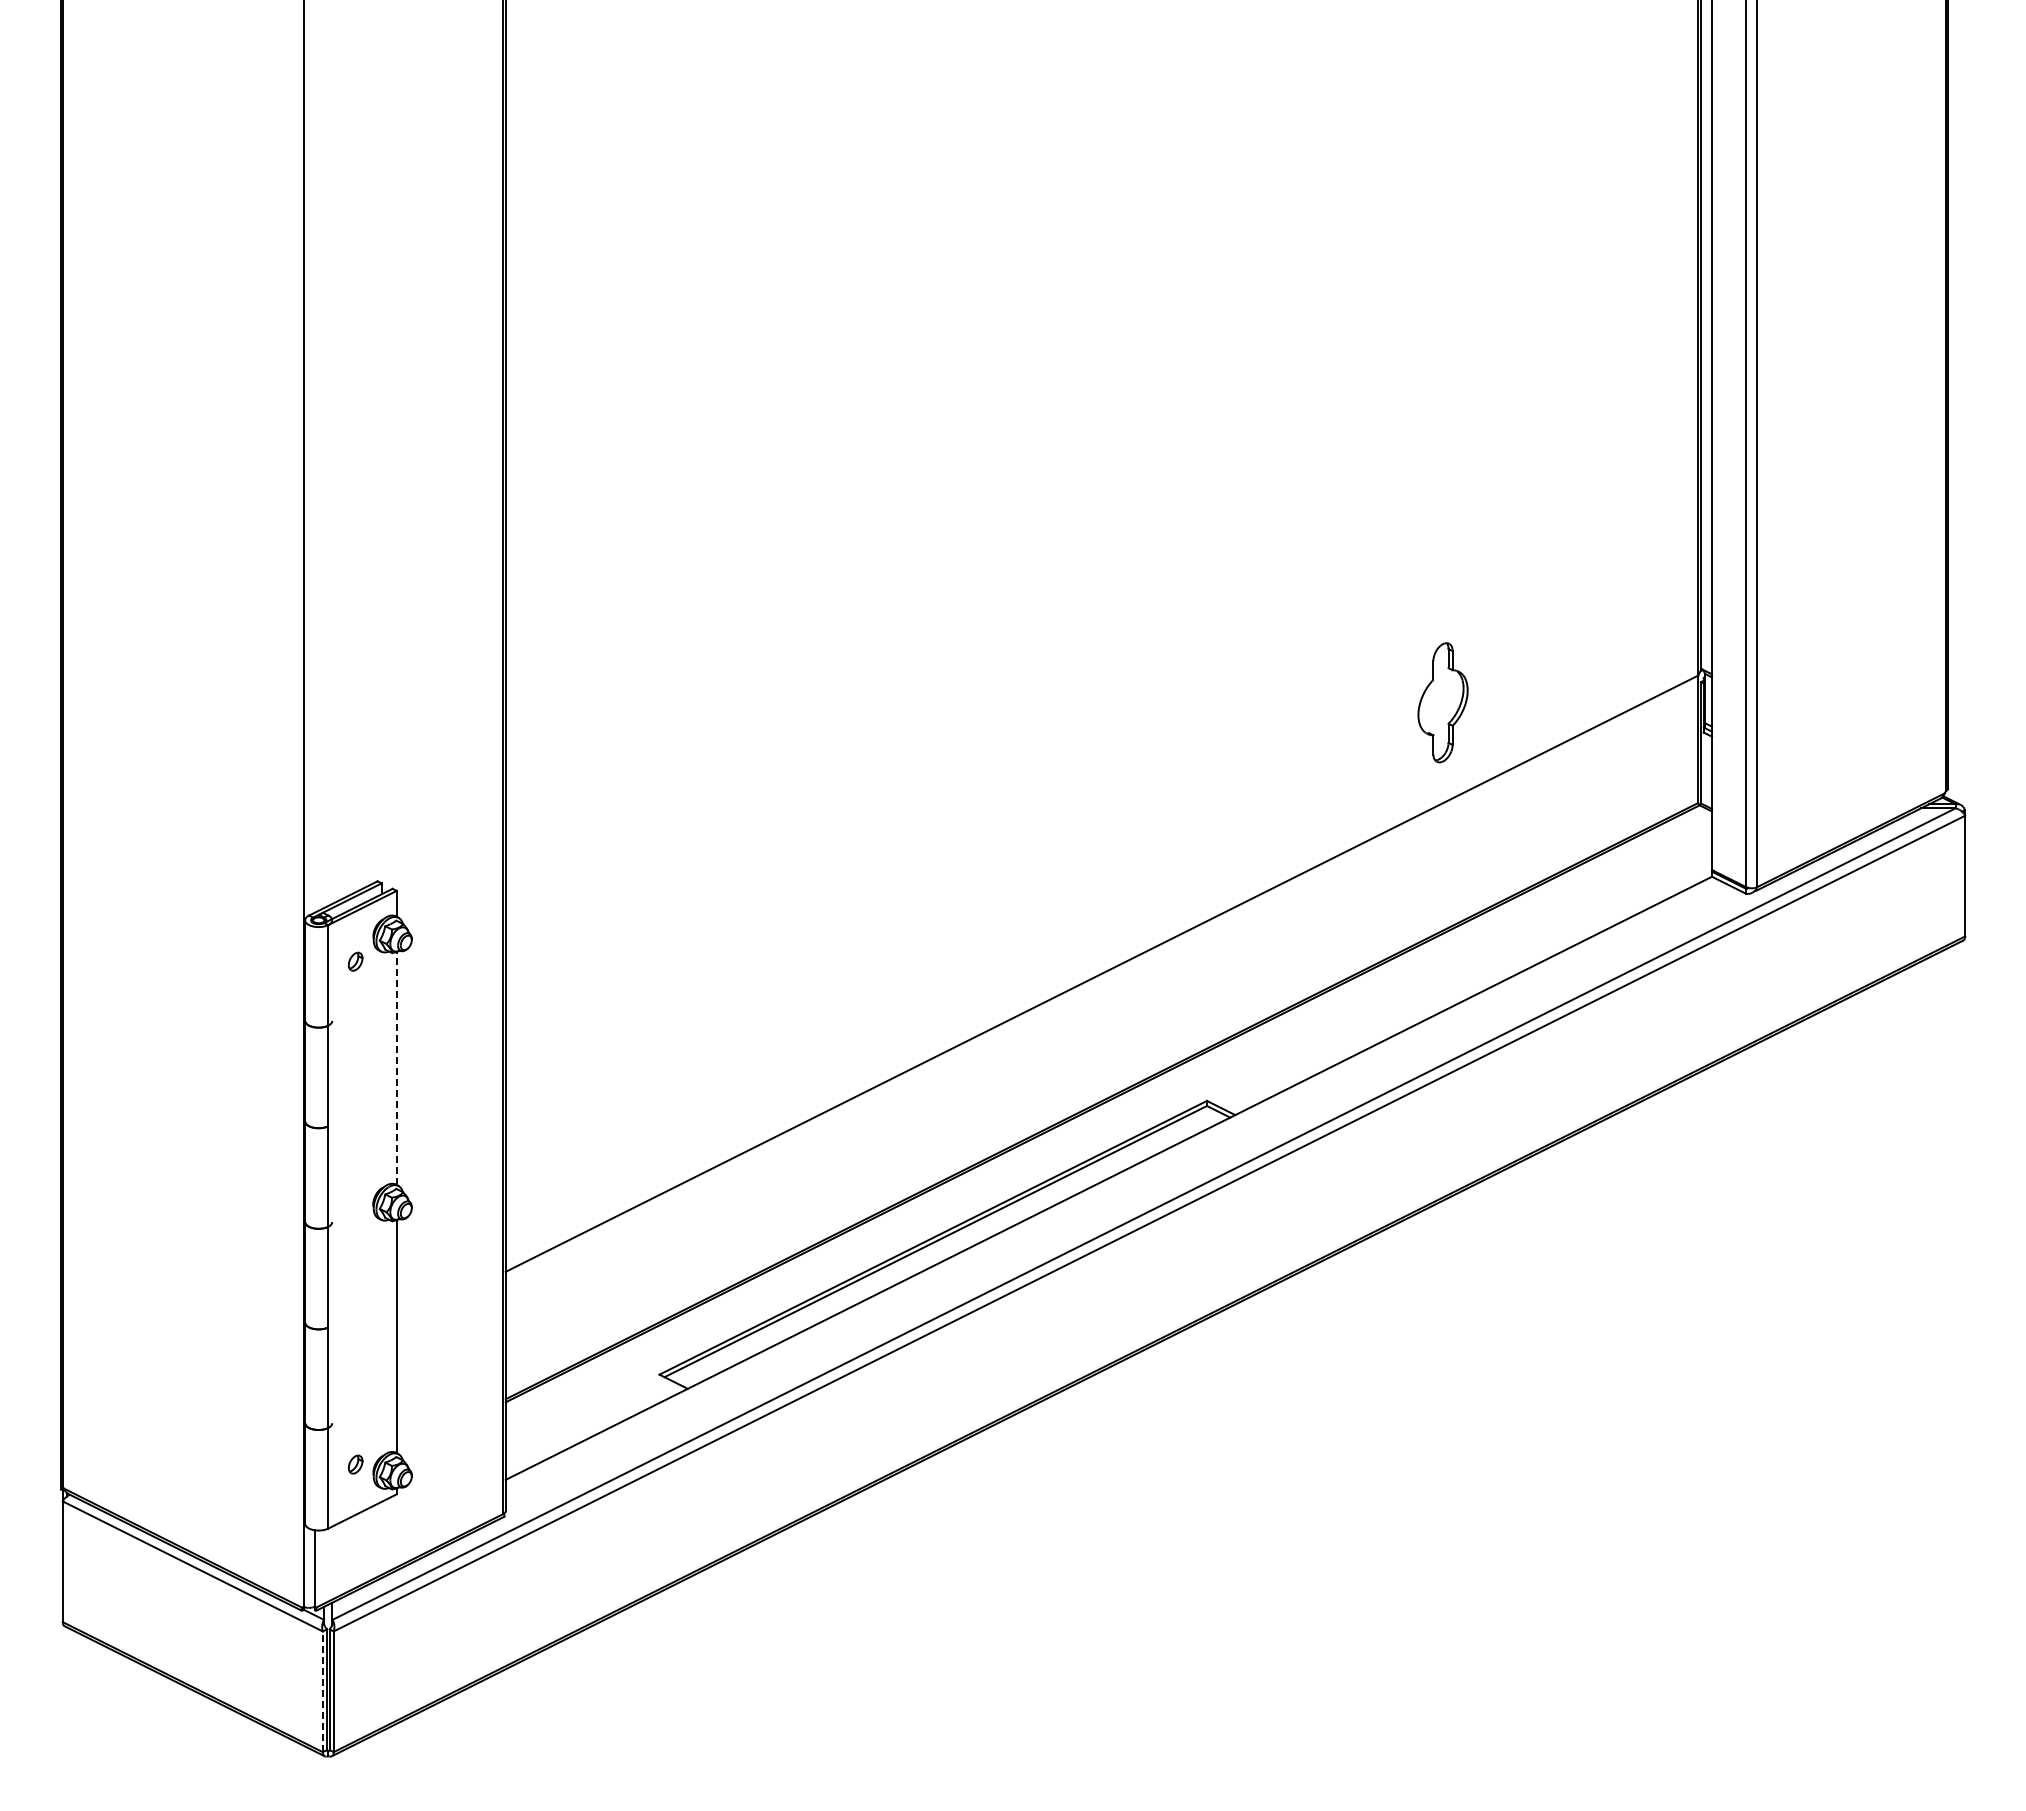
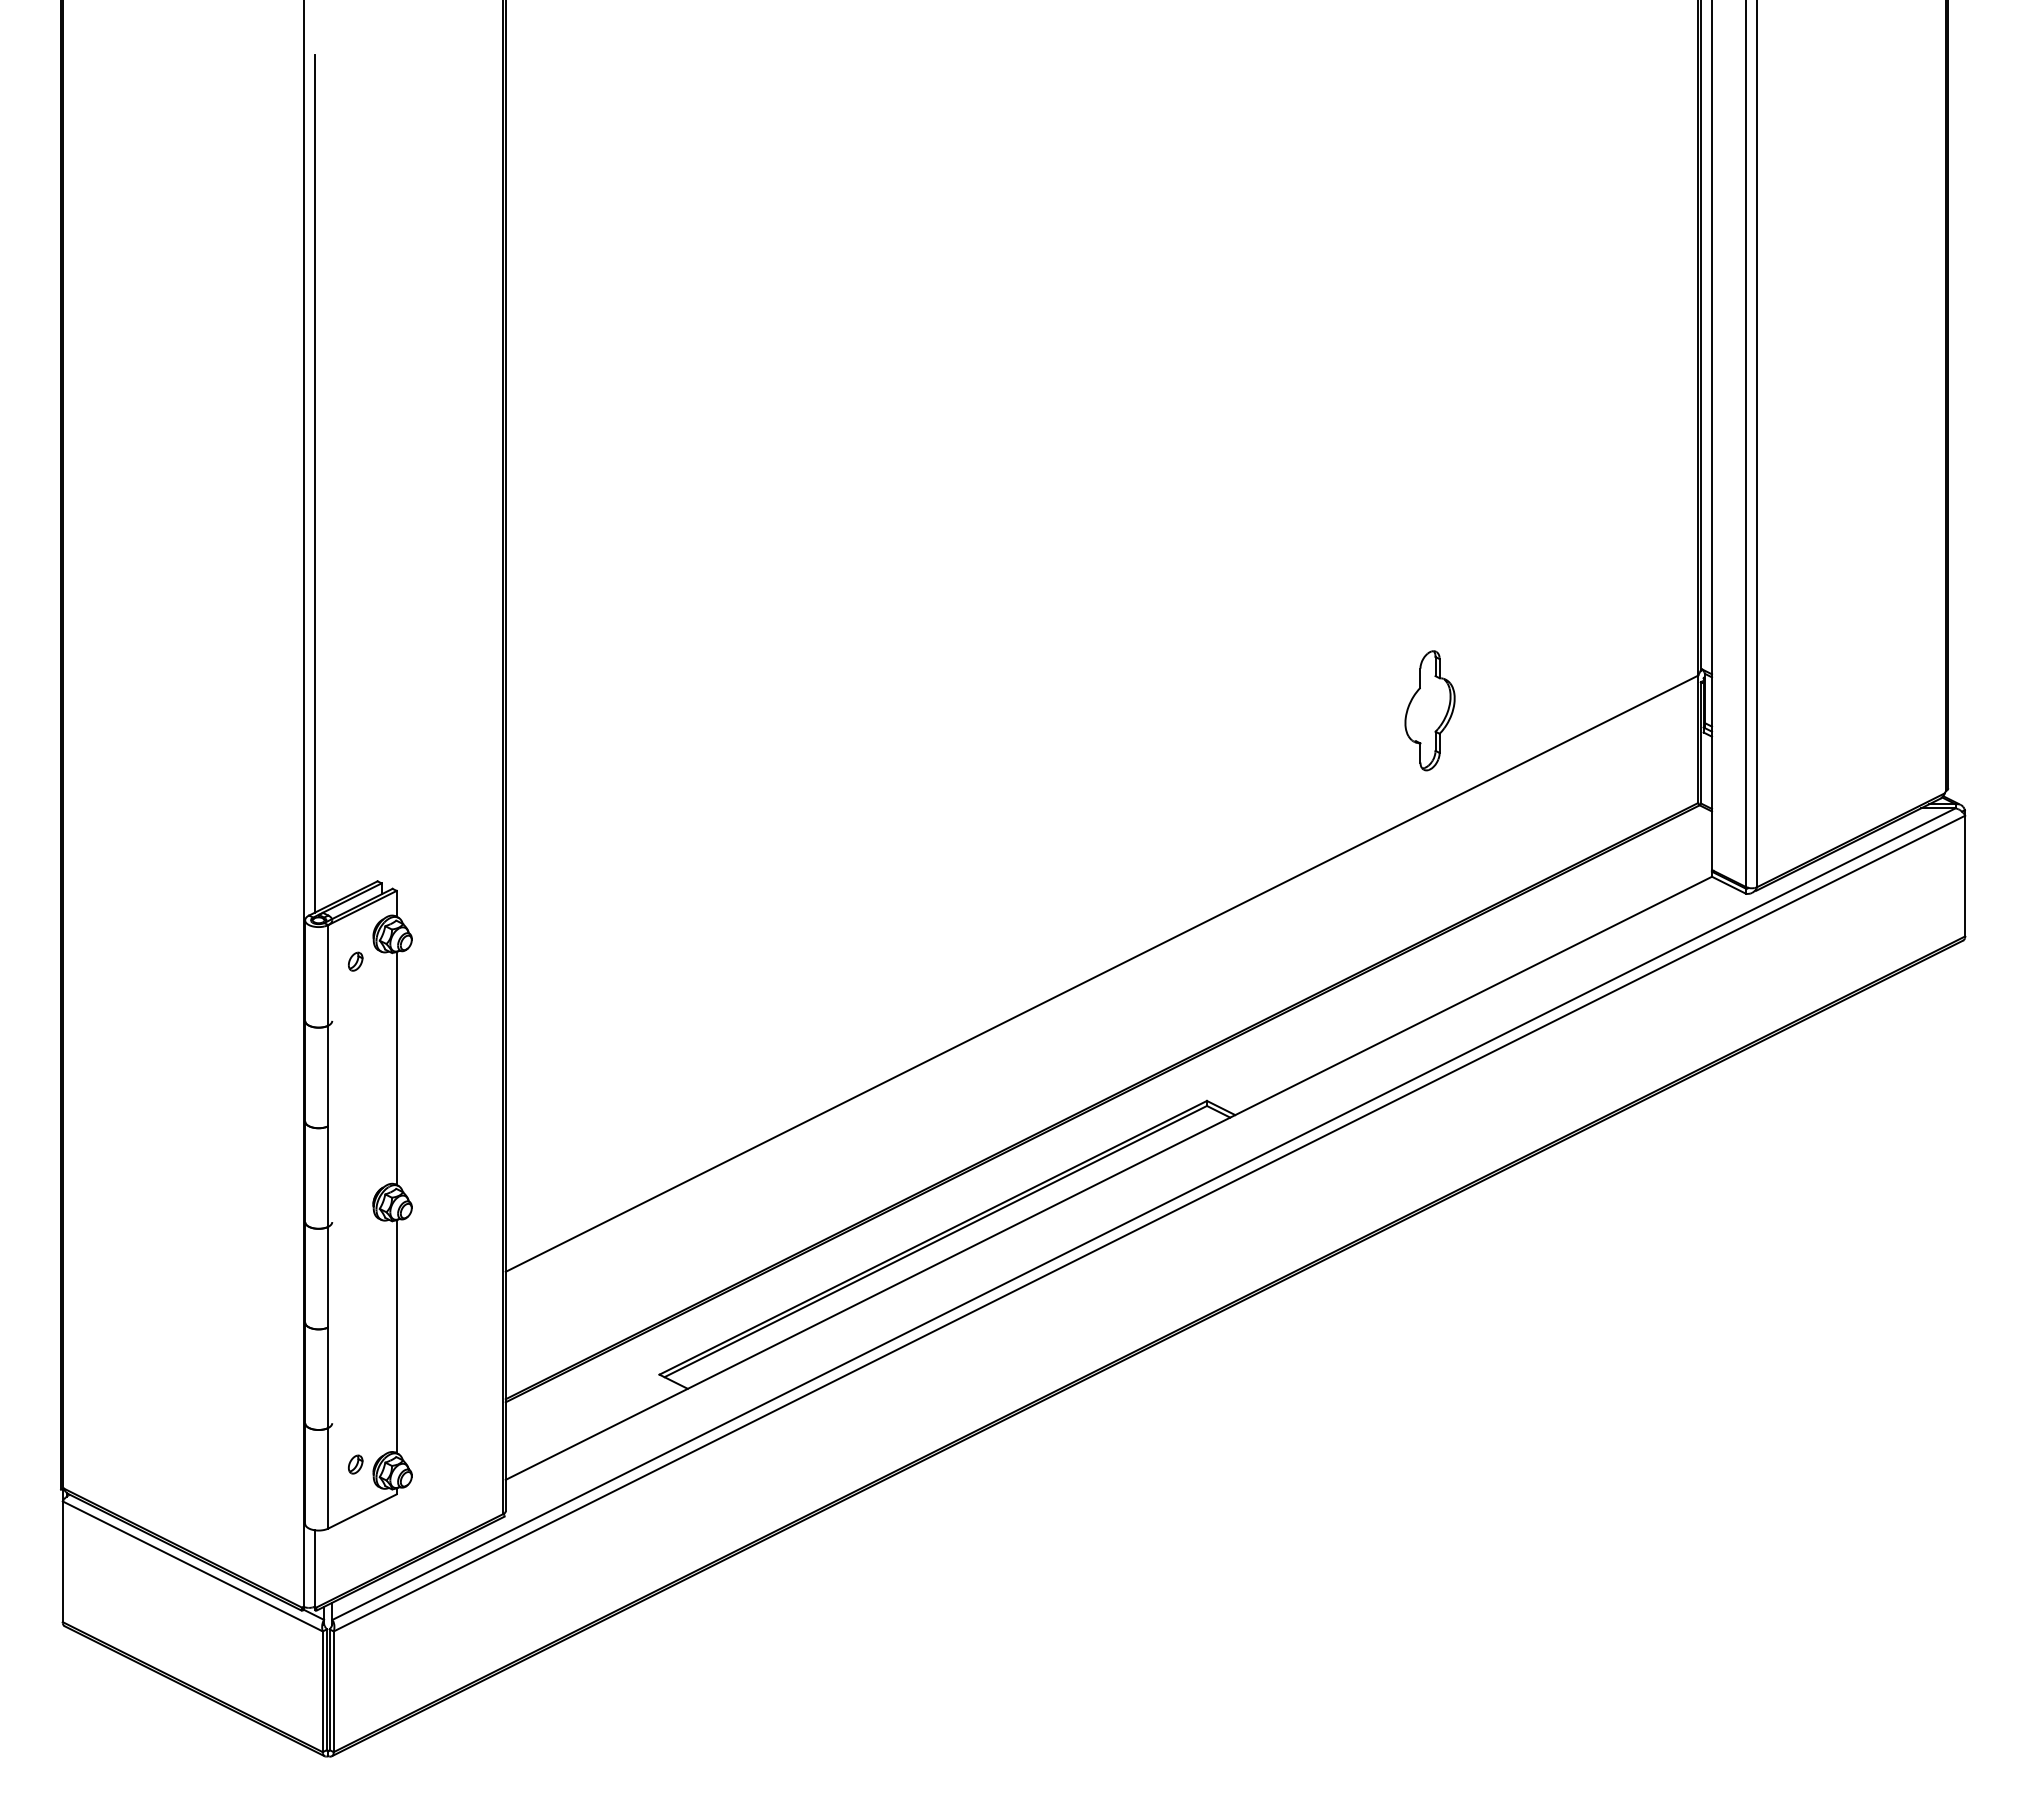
line: none -> present (314, 483)
part position: (1442, 702) -> (1429, 710) (1429, 710)
line: dashed -> solid (396, 1068)
line: dashed -> solid (322, 1691)
